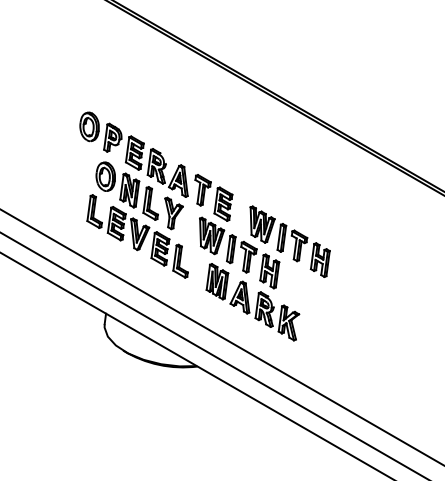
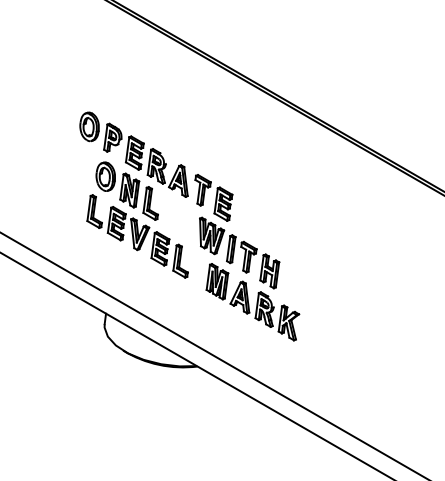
part: present -> none (173, 213)
part: present -> none (289, 241)
line: present -> none (221, 336)
